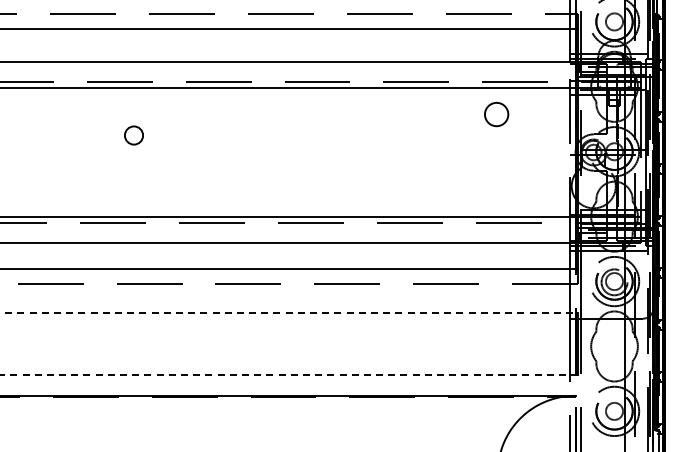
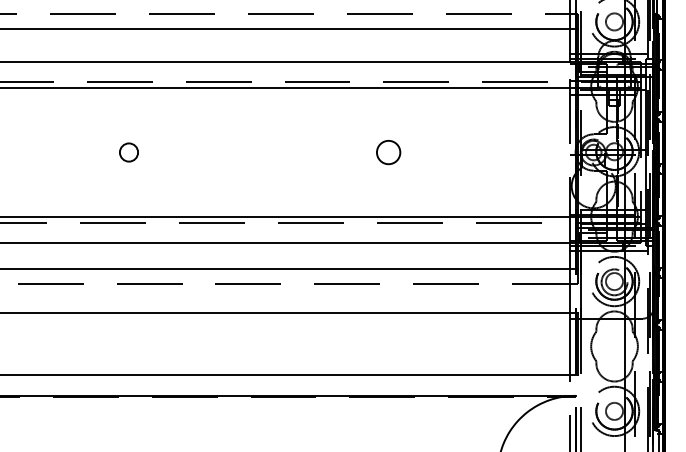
circle position: (496, 114) -> (388, 152) (388, 152)
circle position: (133, 135) -> (128, 152) (128, 152)
line: dashed -> solid (289, 312)
line: dashed -> solid (289, 375)
